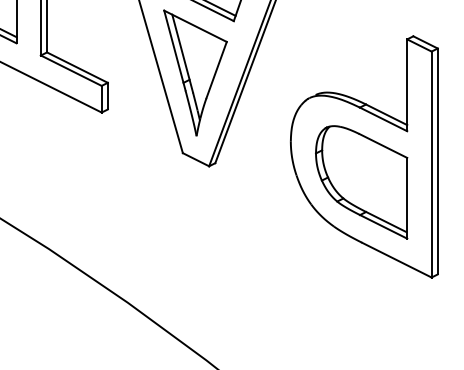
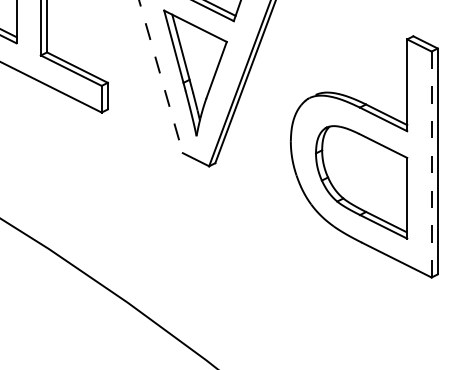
line: solid -> dashed (161, 77)
line: solid -> dashed (431, 164)
